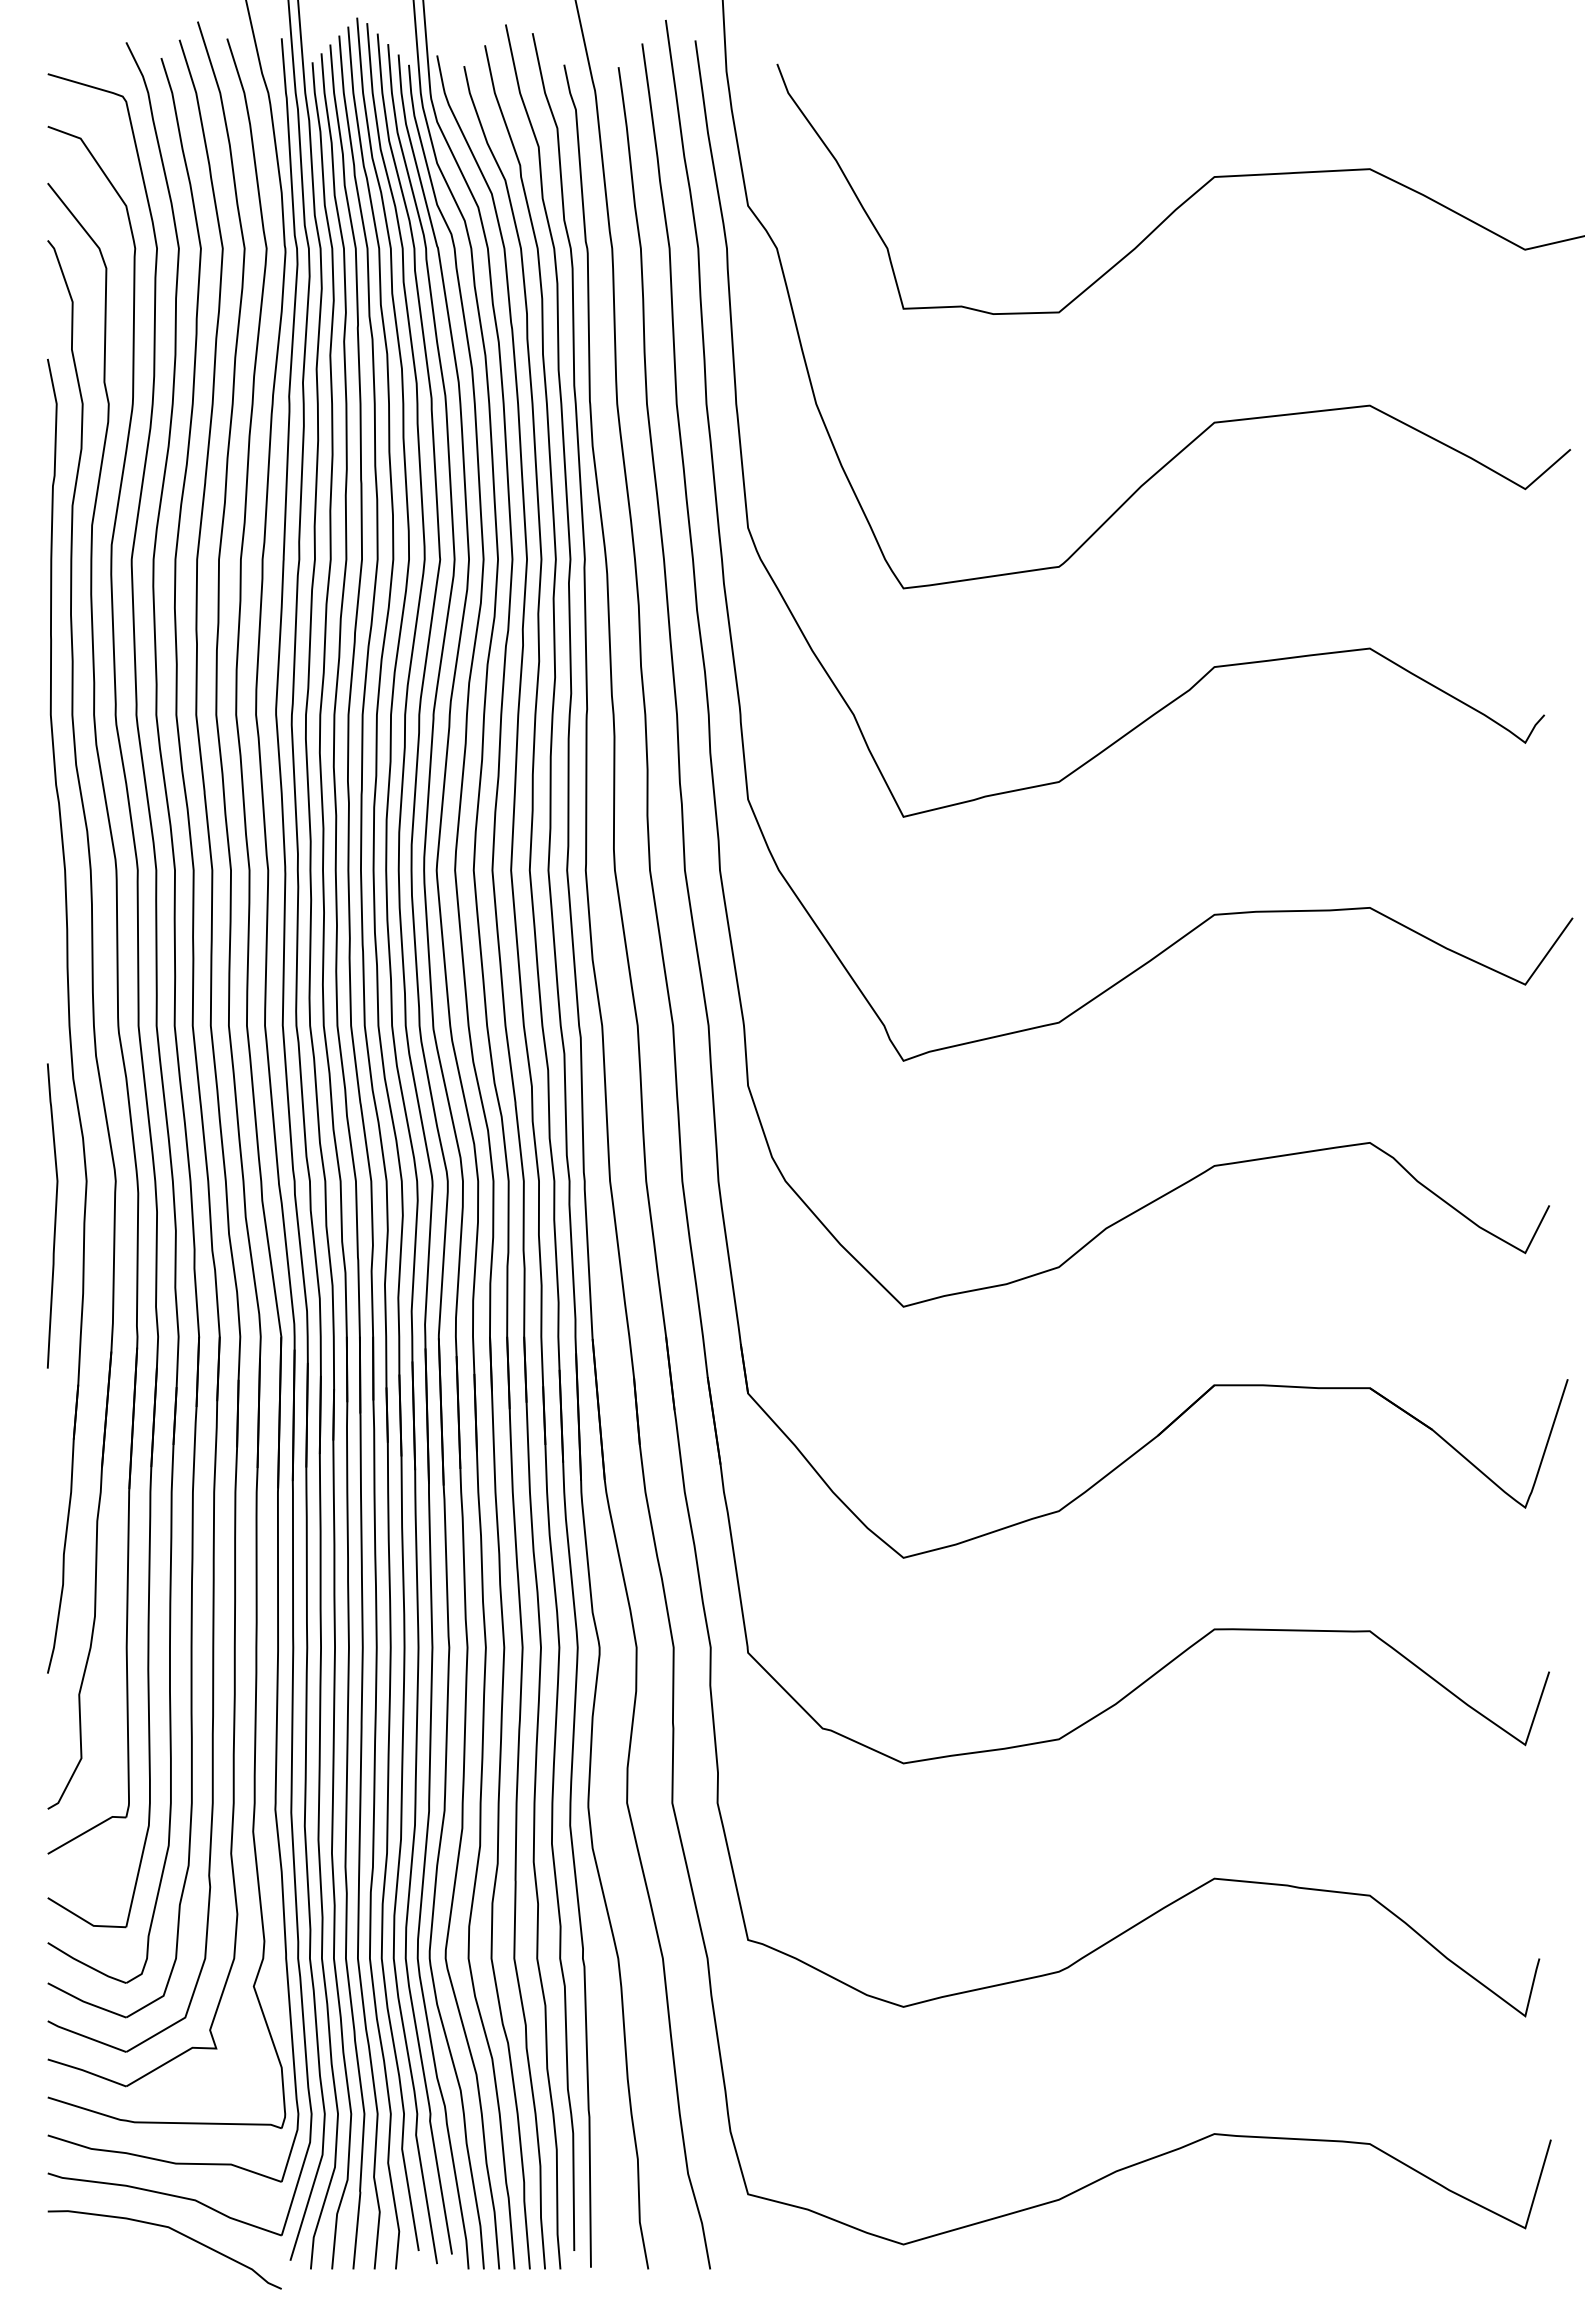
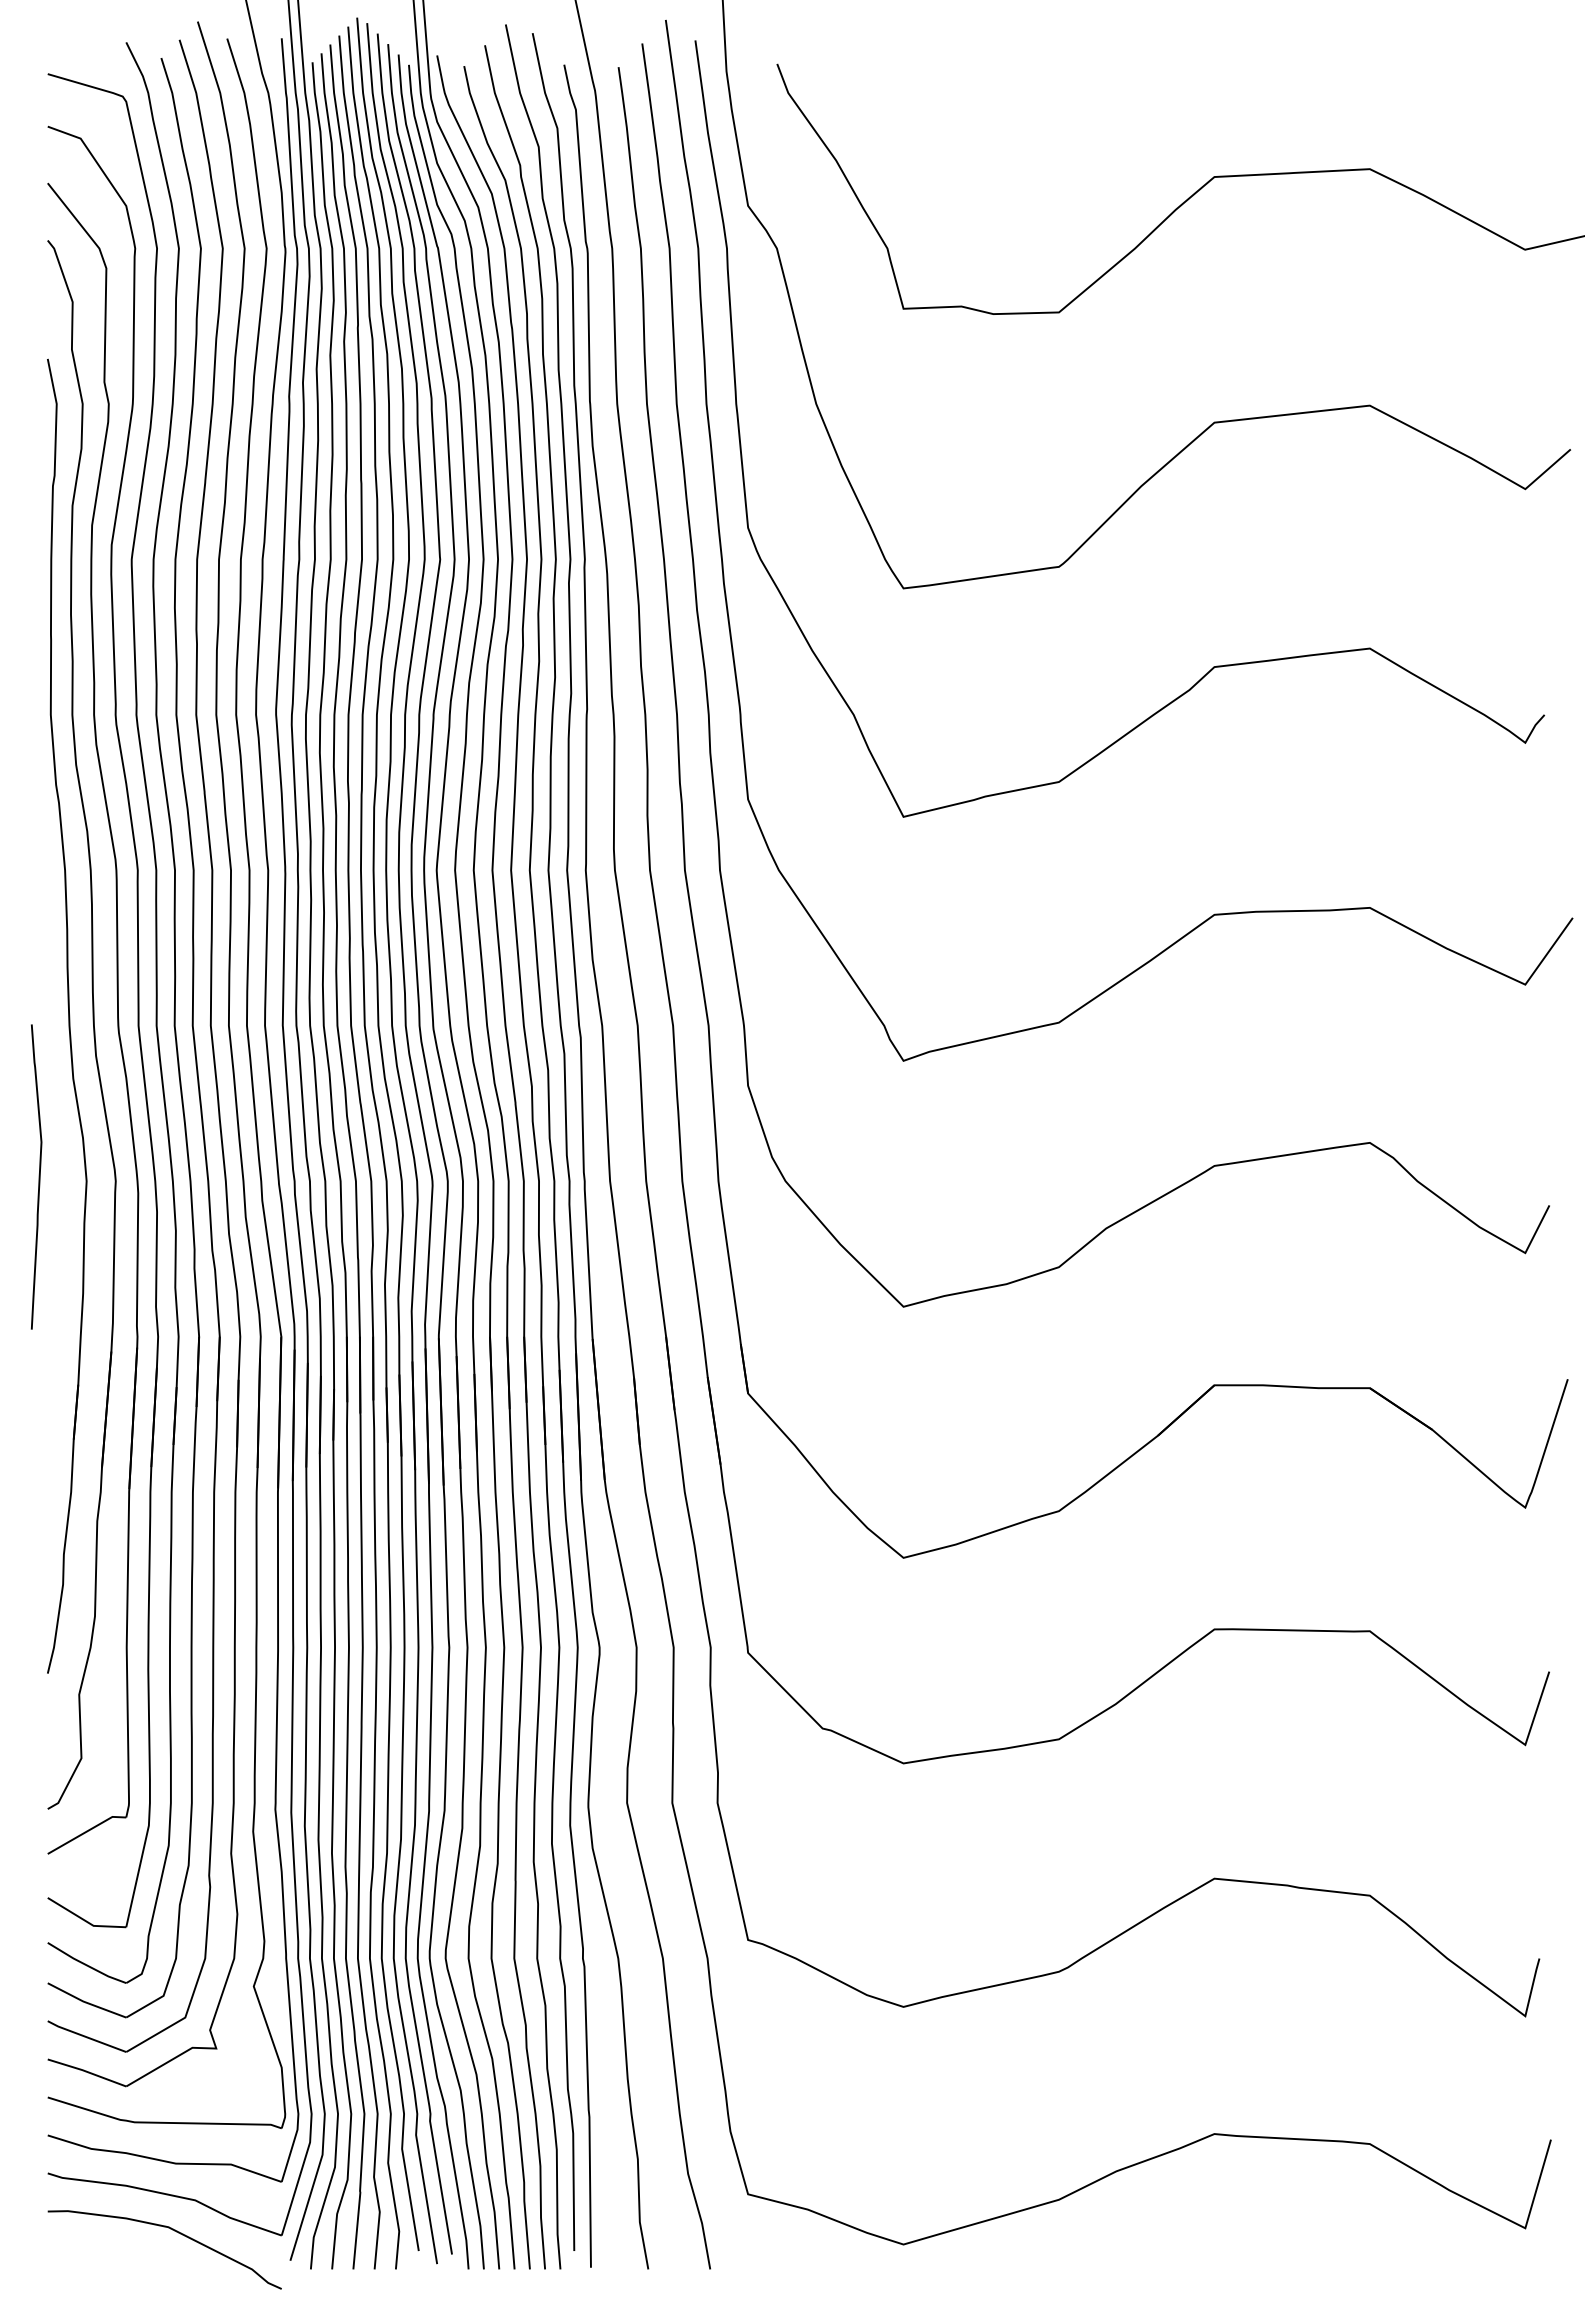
curve position: (54, 1215) -> (38, 1176) (38, 1176)
